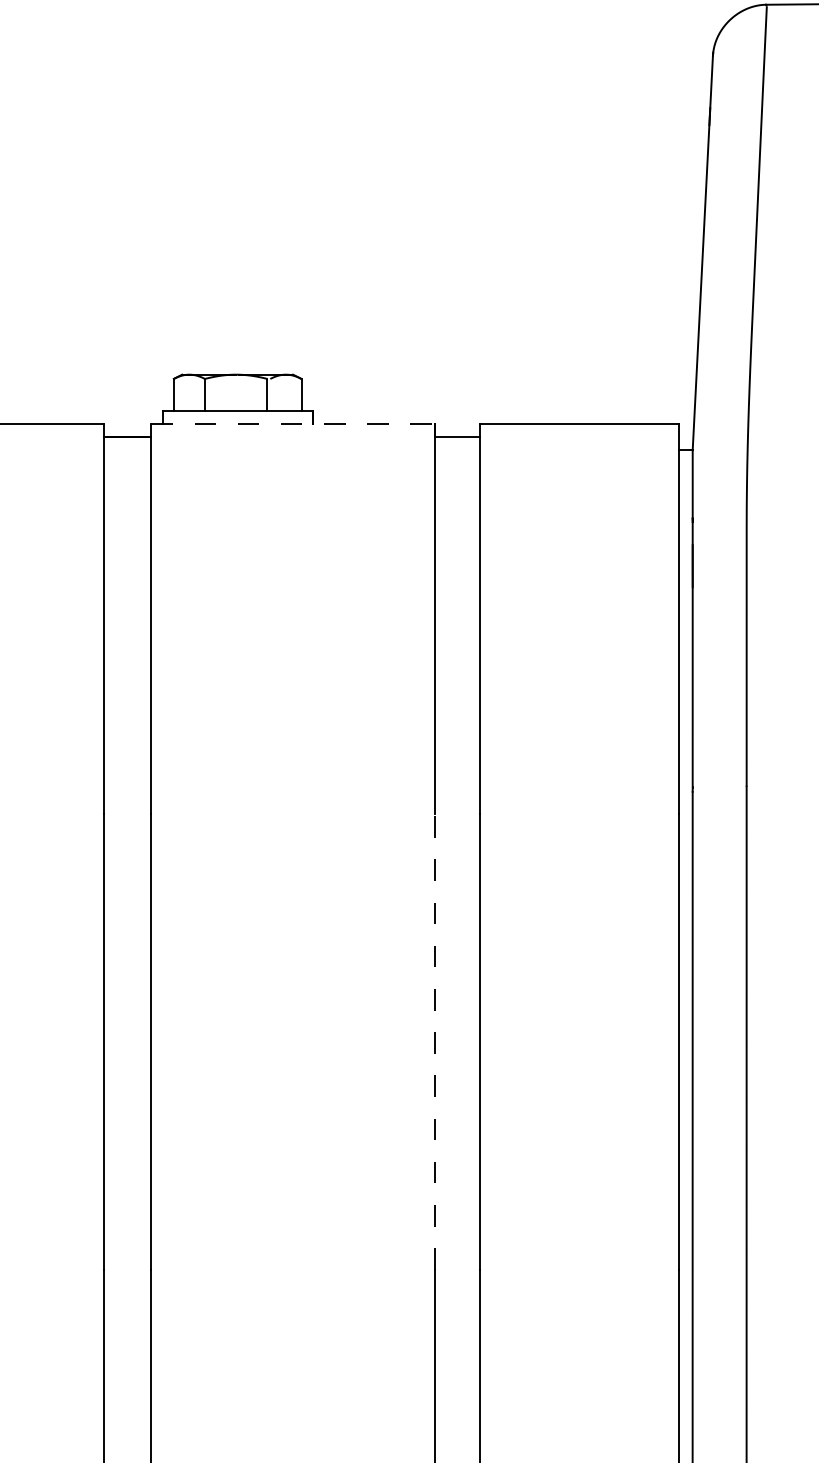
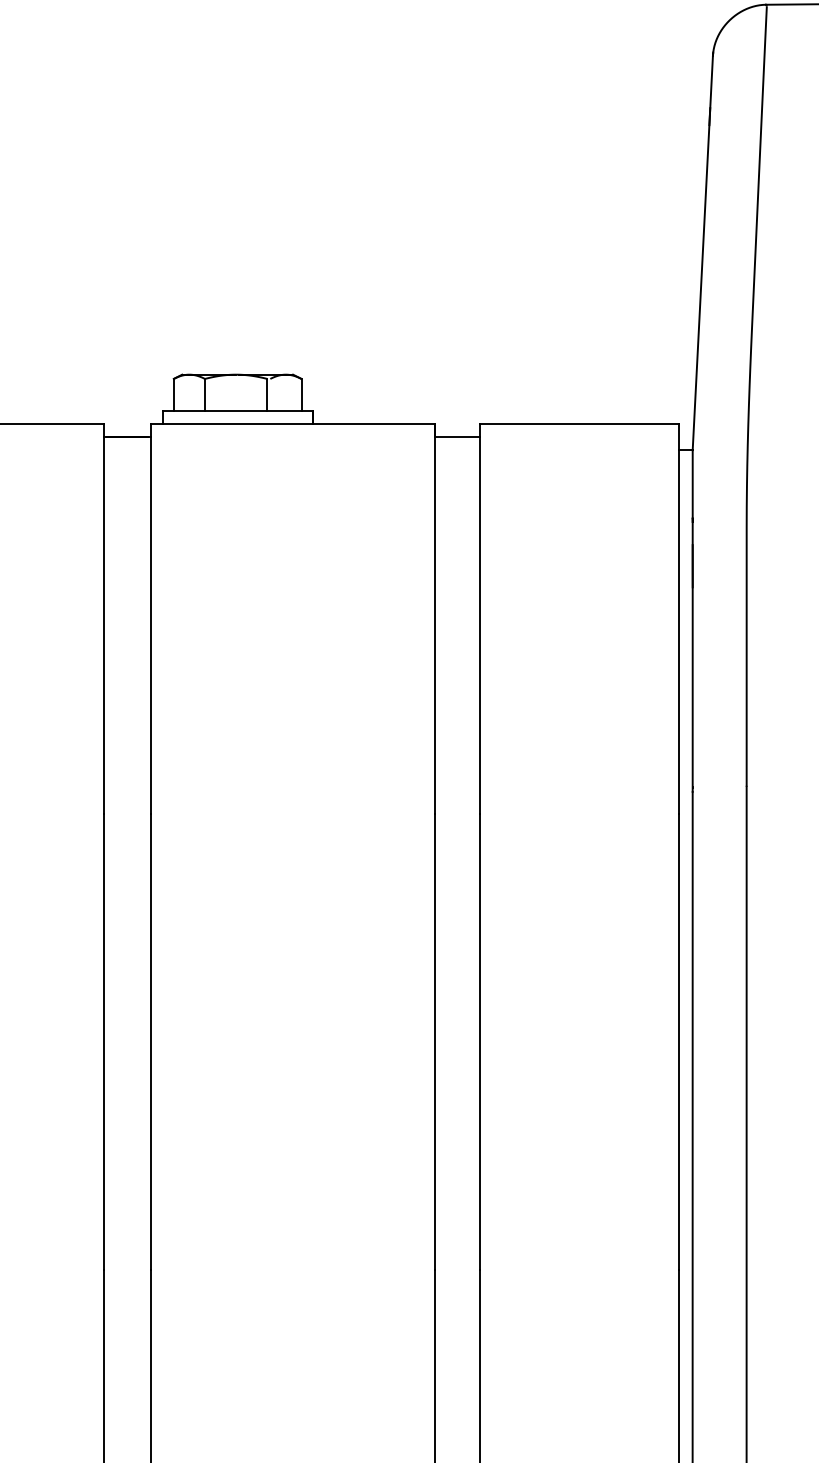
line: dashed -> solid (293, 424)
line: dashed -> solid (435, 1041)
